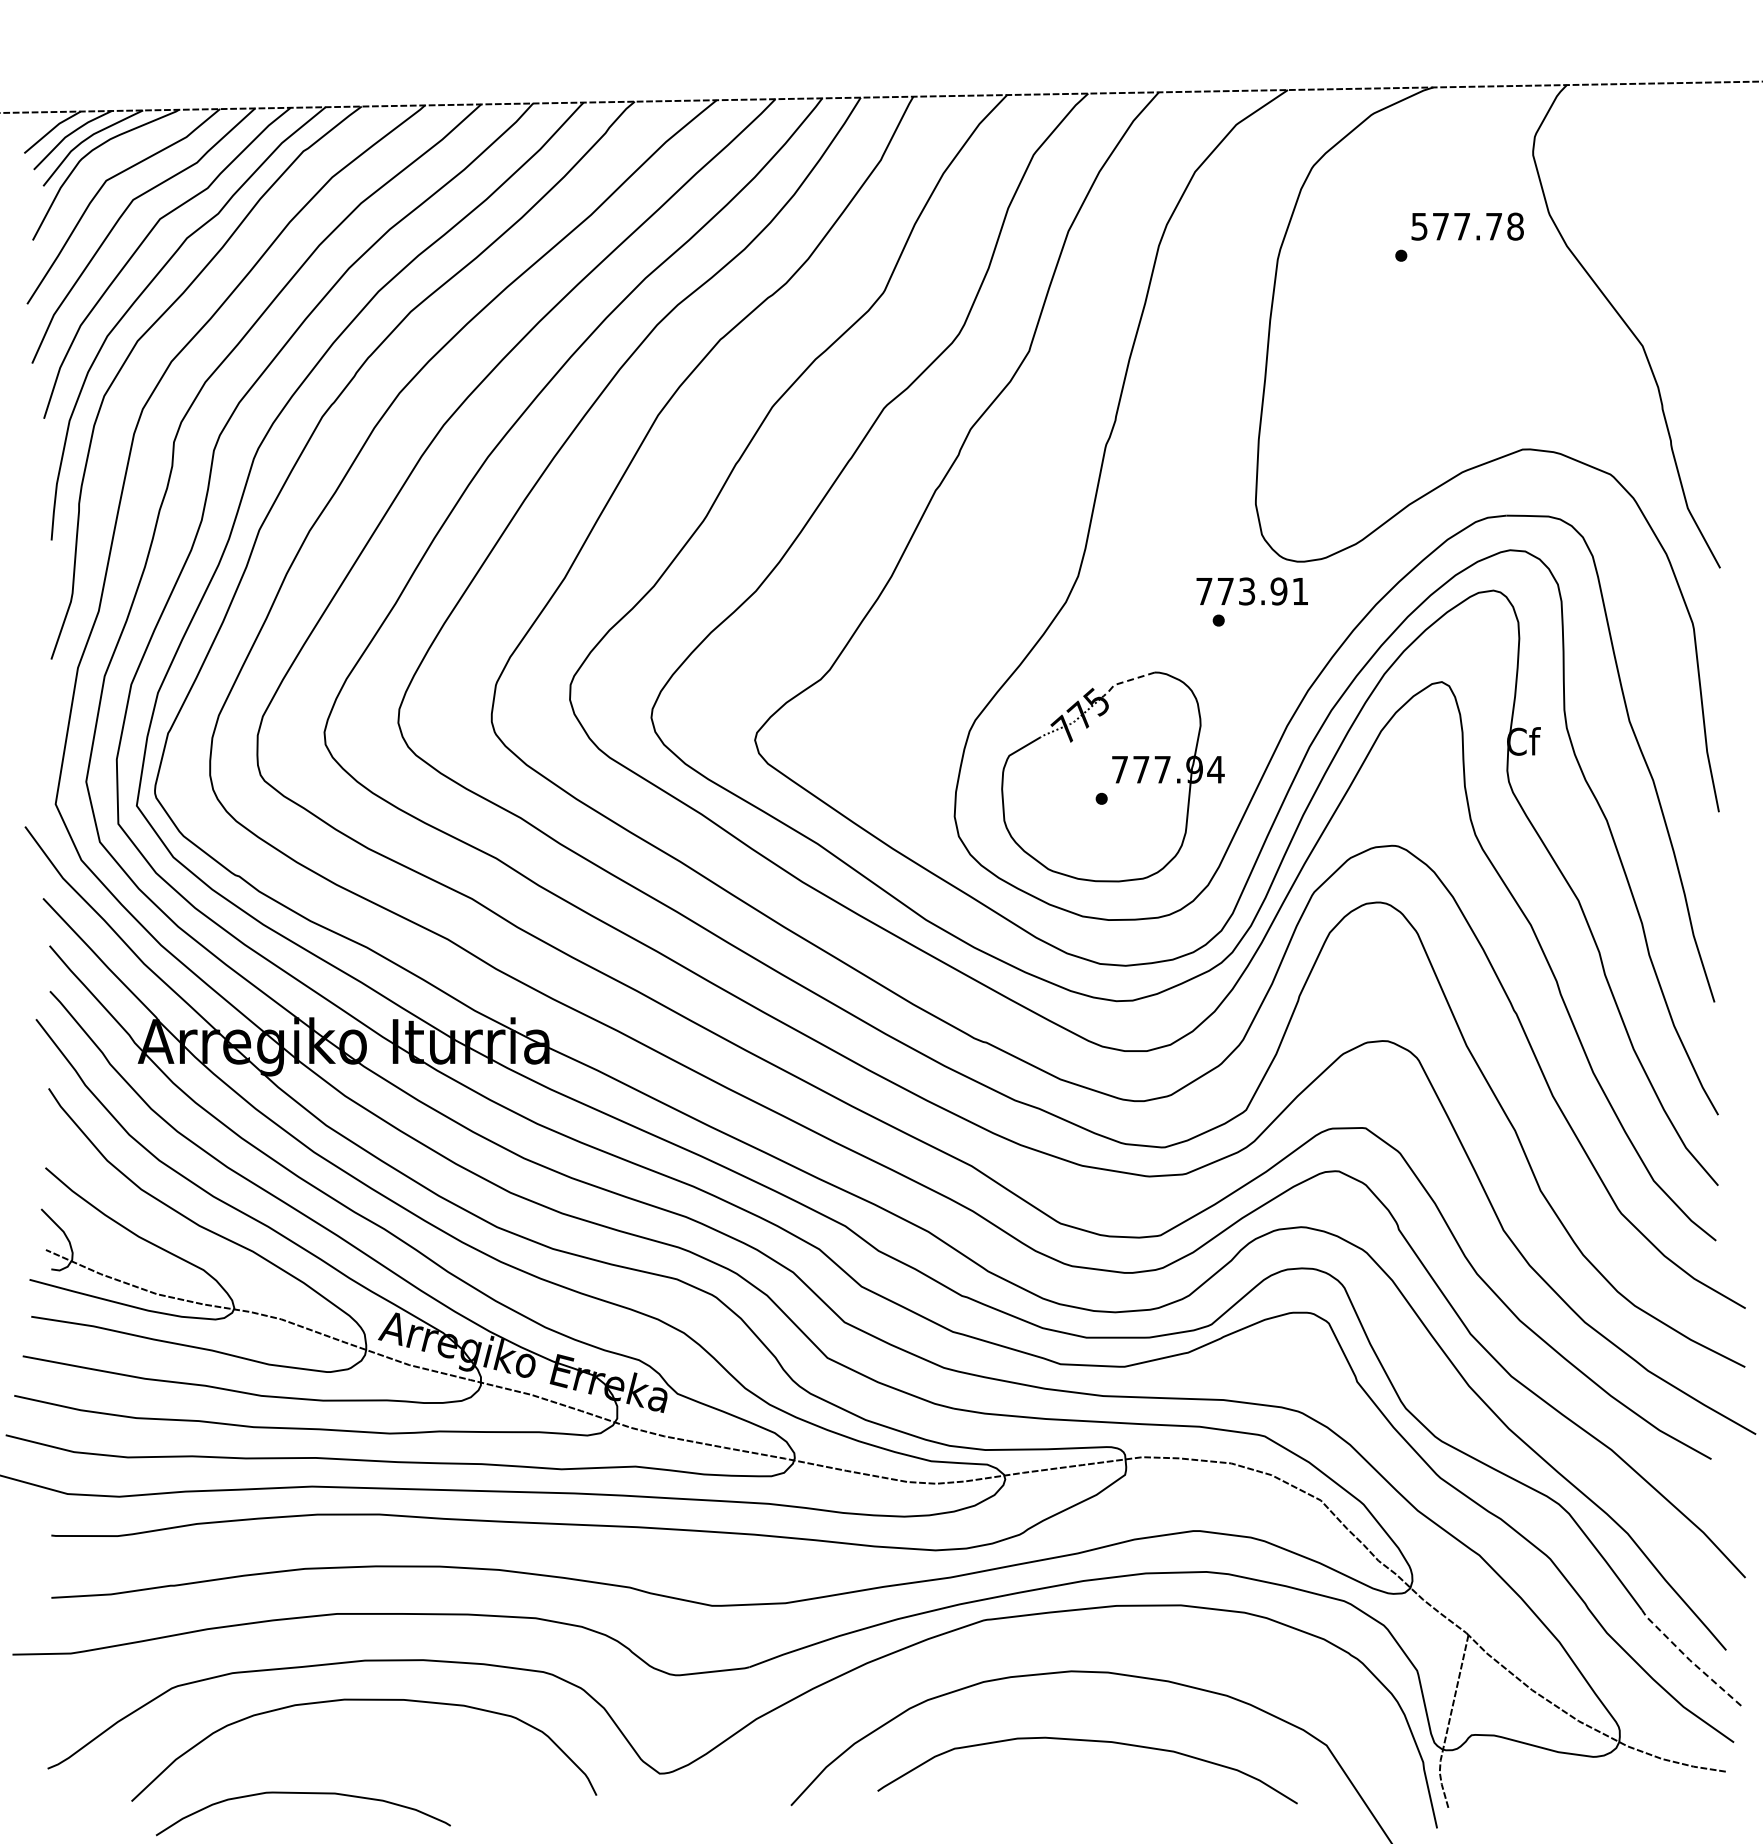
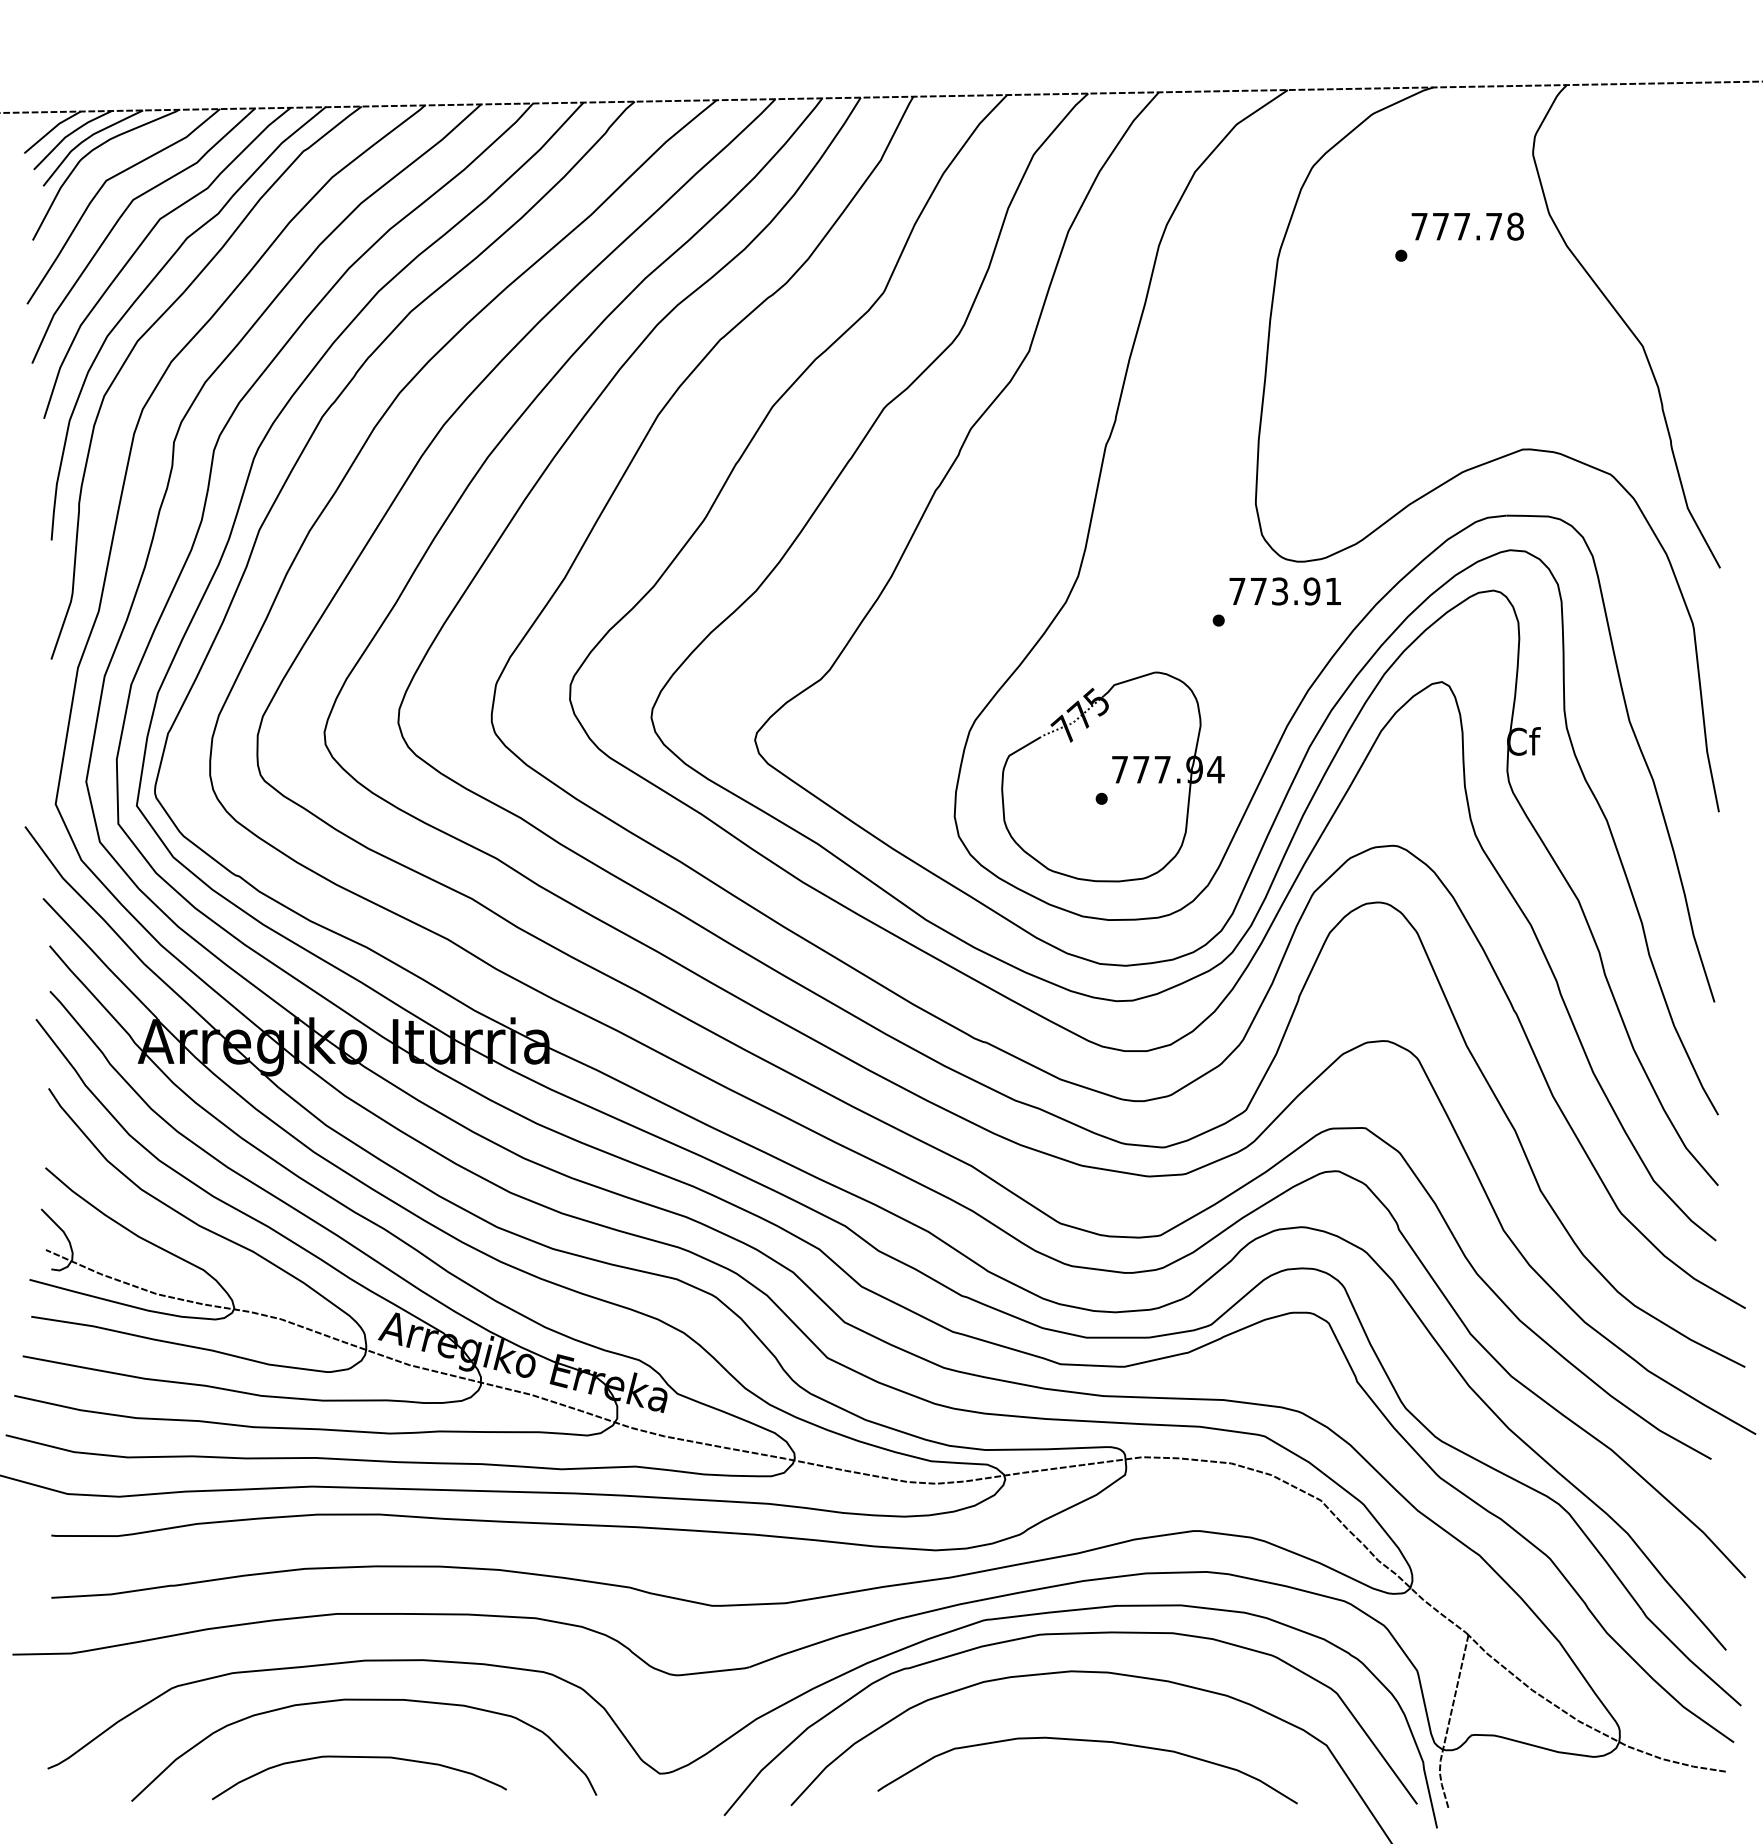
text: 577.78 -> 777.78 (1419, 226)
text position: (1251, 591) -> (1284, 591) (1284, 591)
line: dashed -> solid (1125, 681)
curve: none -> present (1070, 1634)
line: dashed -> solid (1689, 1659)
curve position: (302, 1793) -> (358, 1757) (358, 1757)
